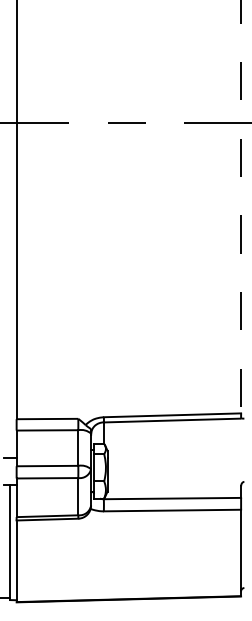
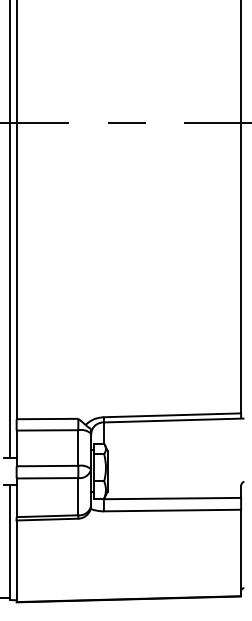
line: dashed -> solid (241, 207)
line: none -> present (10, 229)
